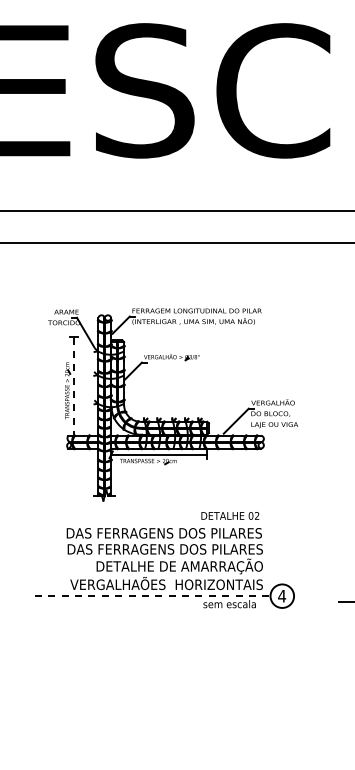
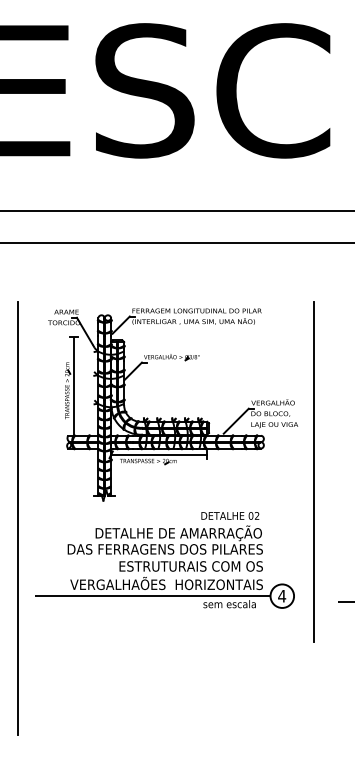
line: dashed -> solid (74, 386)
line: none -> present (314, 471)
line: none -> present (18, 517)
text: DAS FERRAGENS DOS PILARES -> DETALHE DE AMARRAÇÃO (163, 533)
text: DETALHE DE AMARRAÇÃO -> ESTRUTURAIS COM OS (179, 566)
line: dashed -> solid (152, 596)
